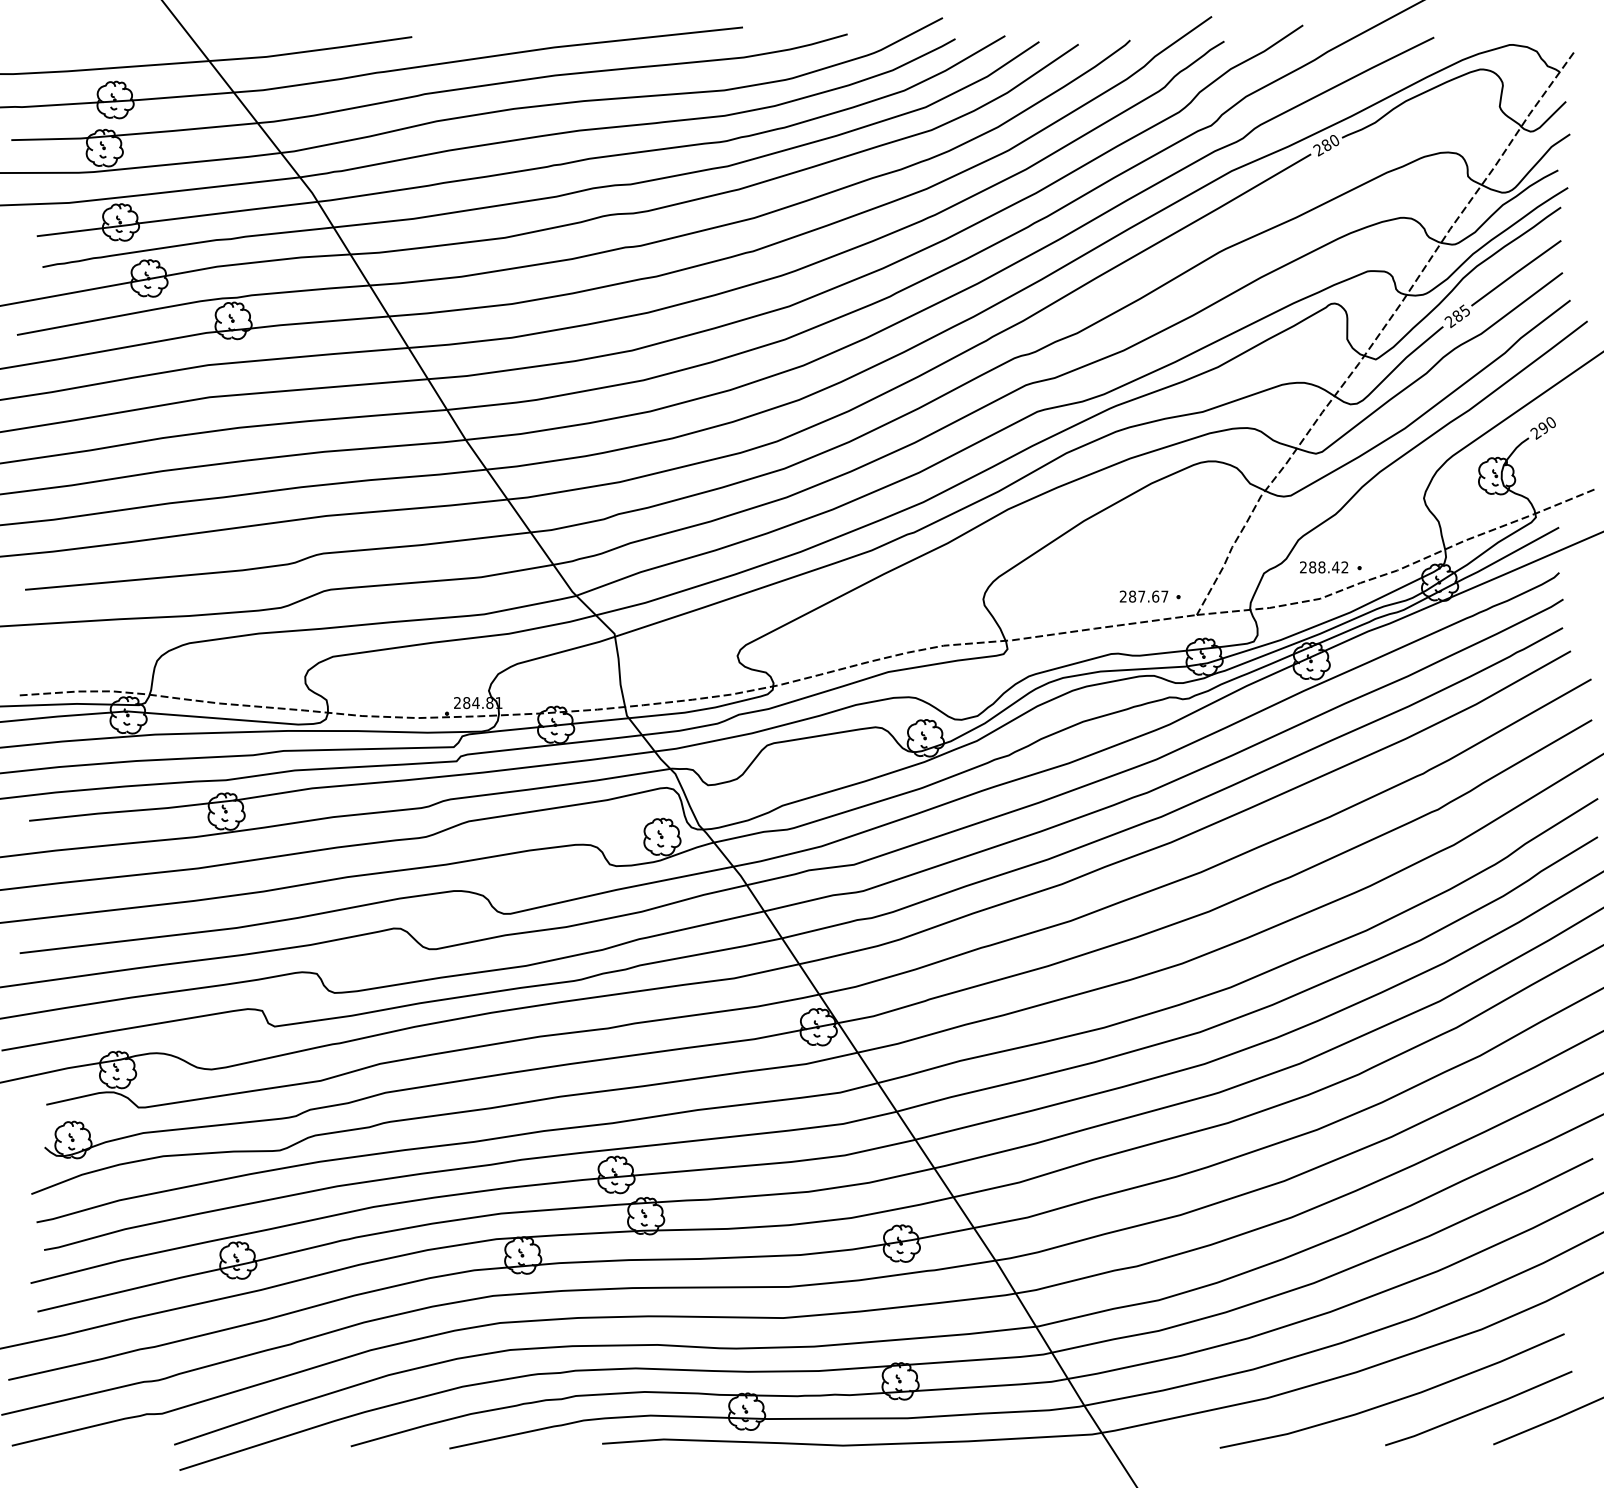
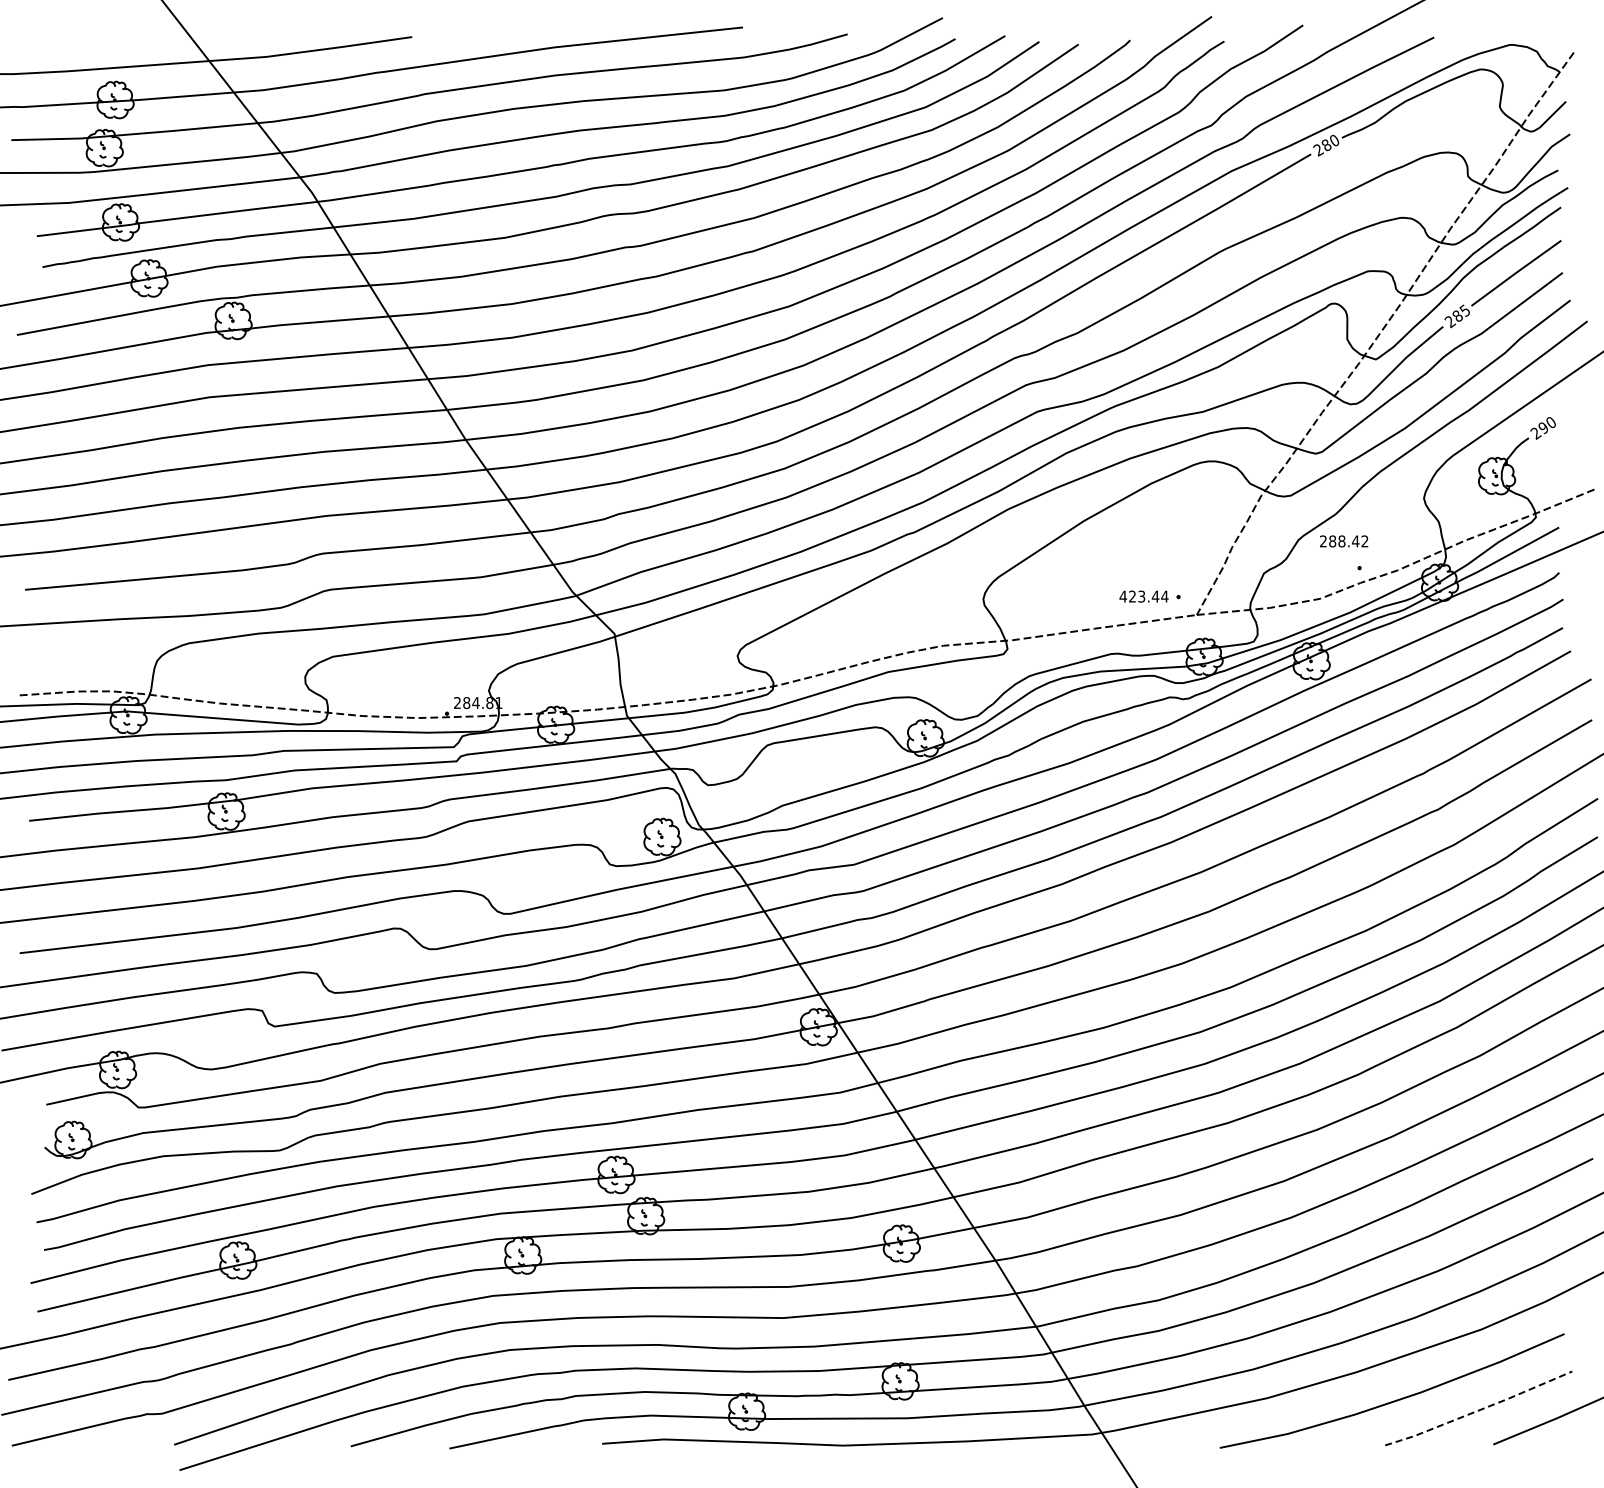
text position: (1324, 567) -> (1344, 541) (1344, 541)
text: 287.67 -> 423.44 (1143, 596)
line: solid -> dashed (1479, 1410)
